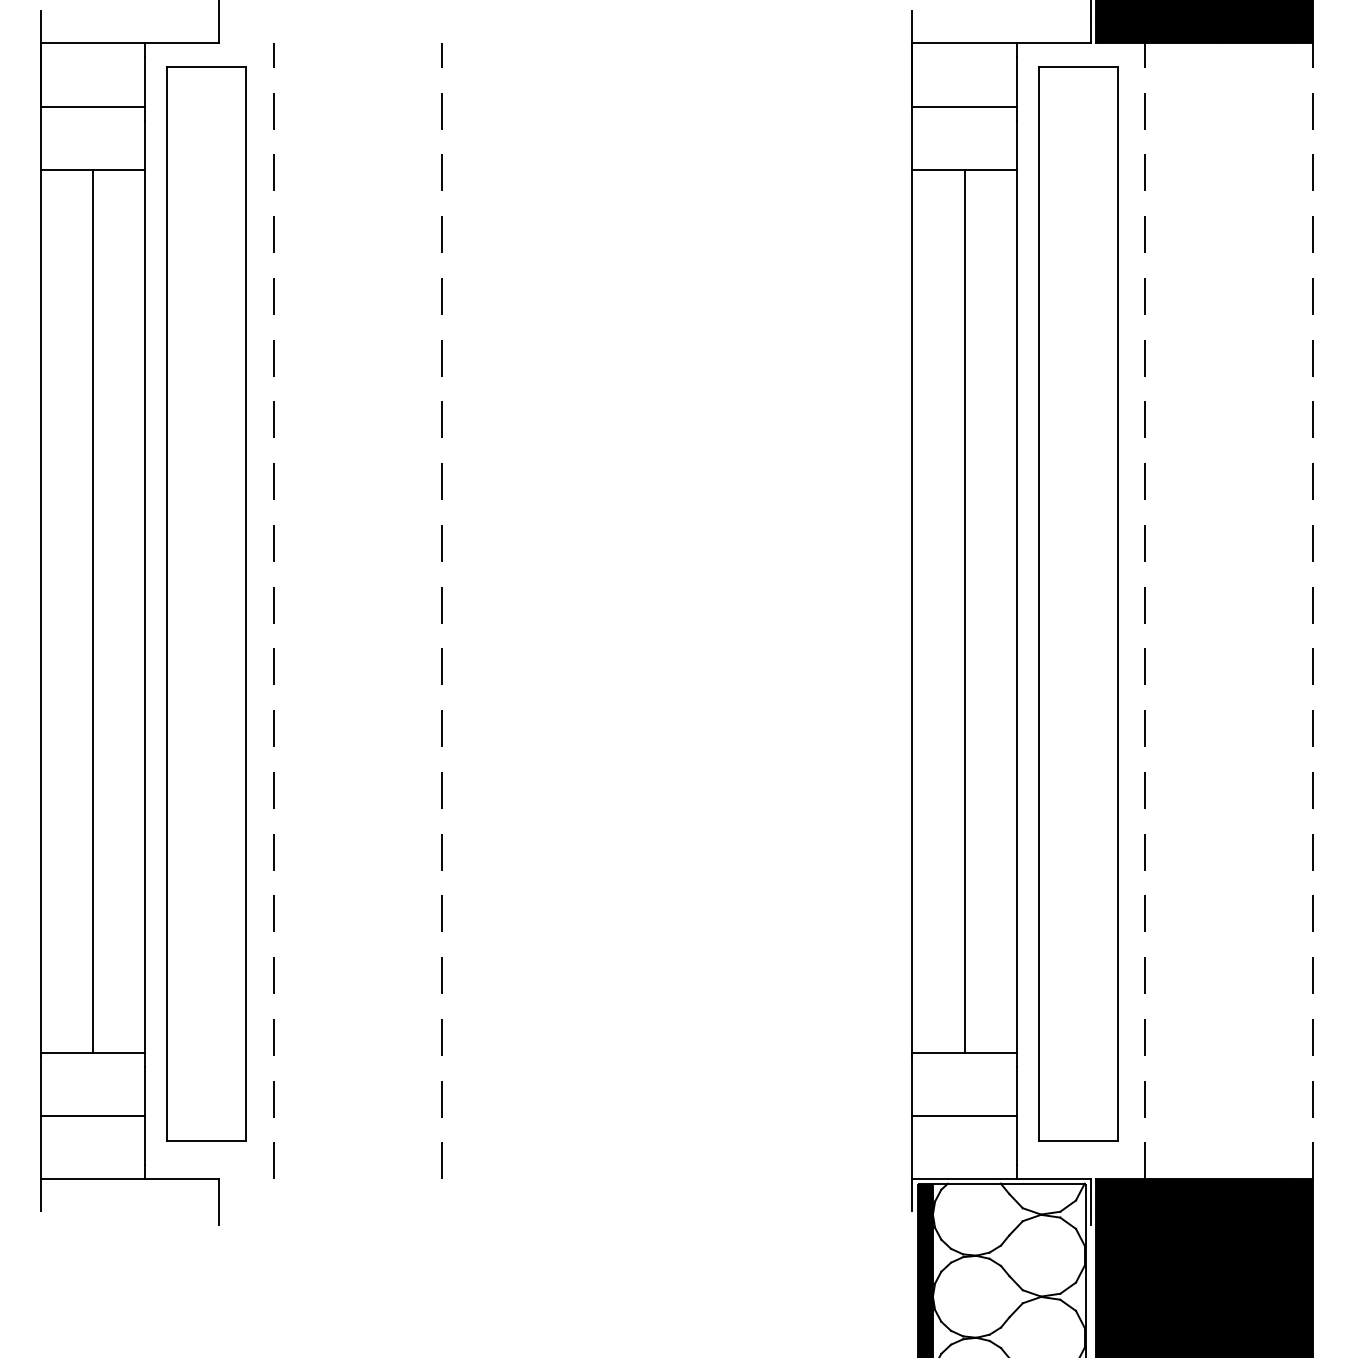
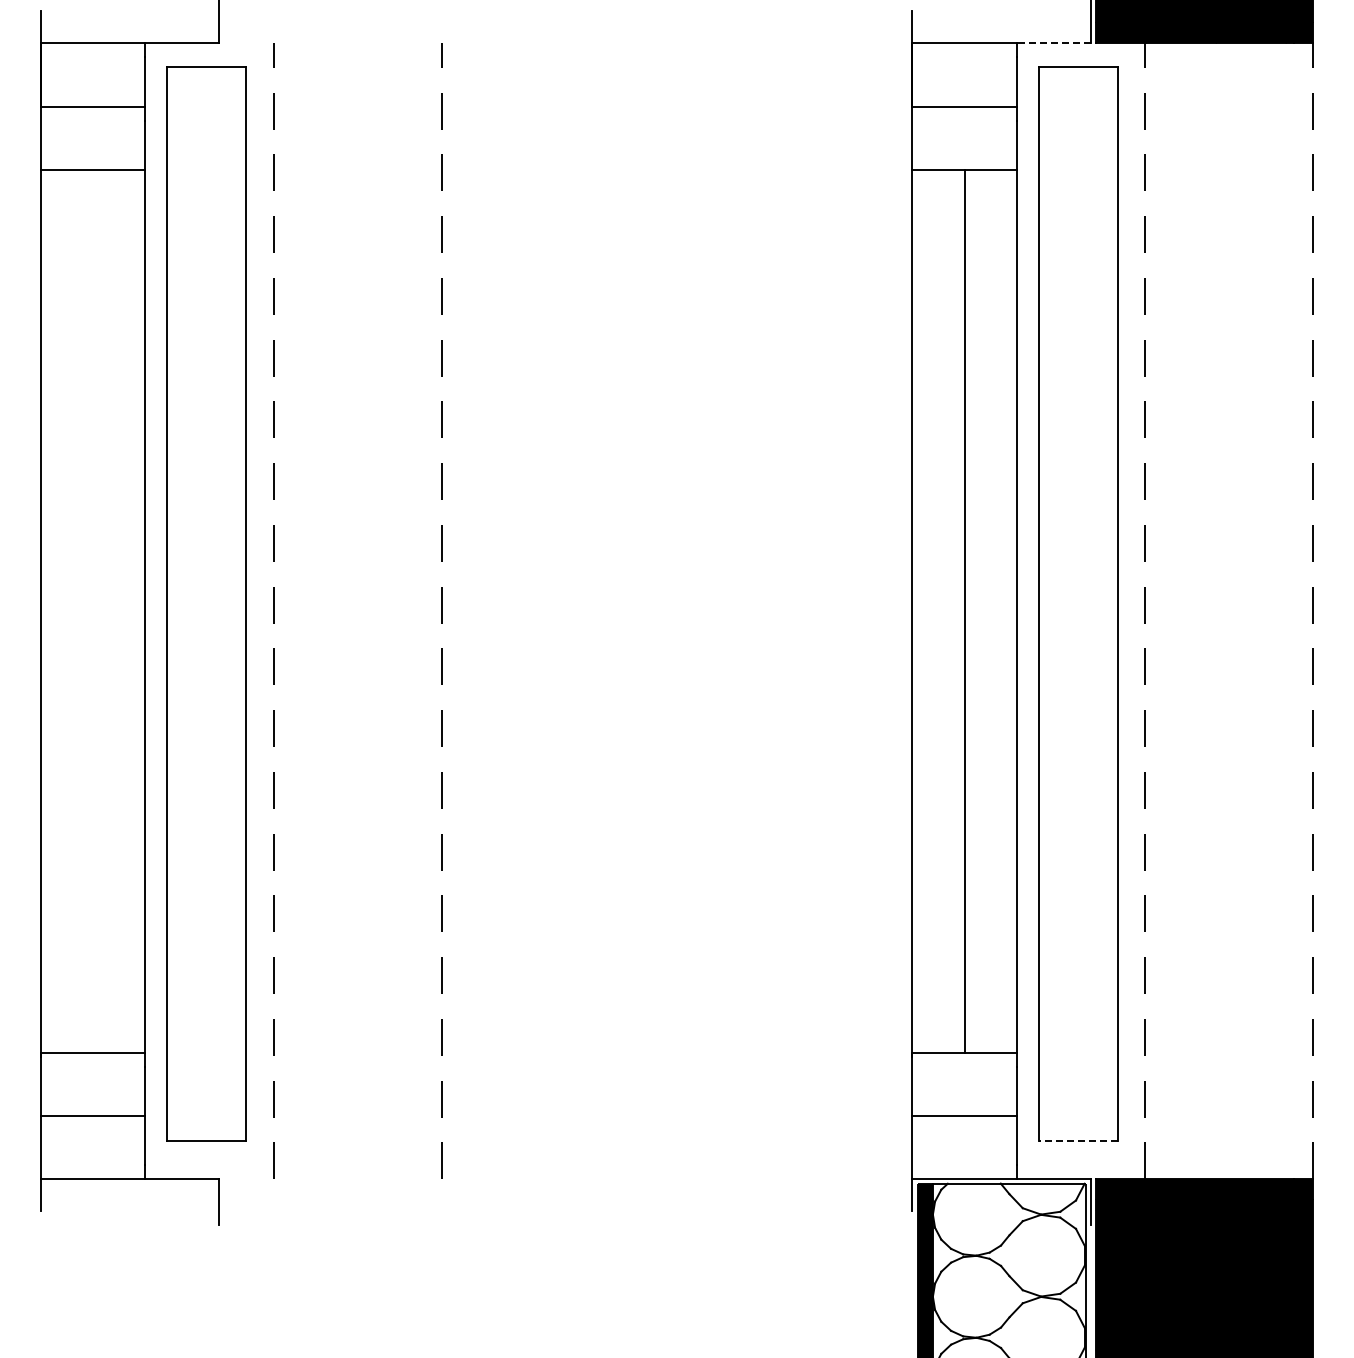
line: solid -> dashed (1053, 43)
line: present -> none (93, 611)
line: solid -> dashed (1078, 1140)
